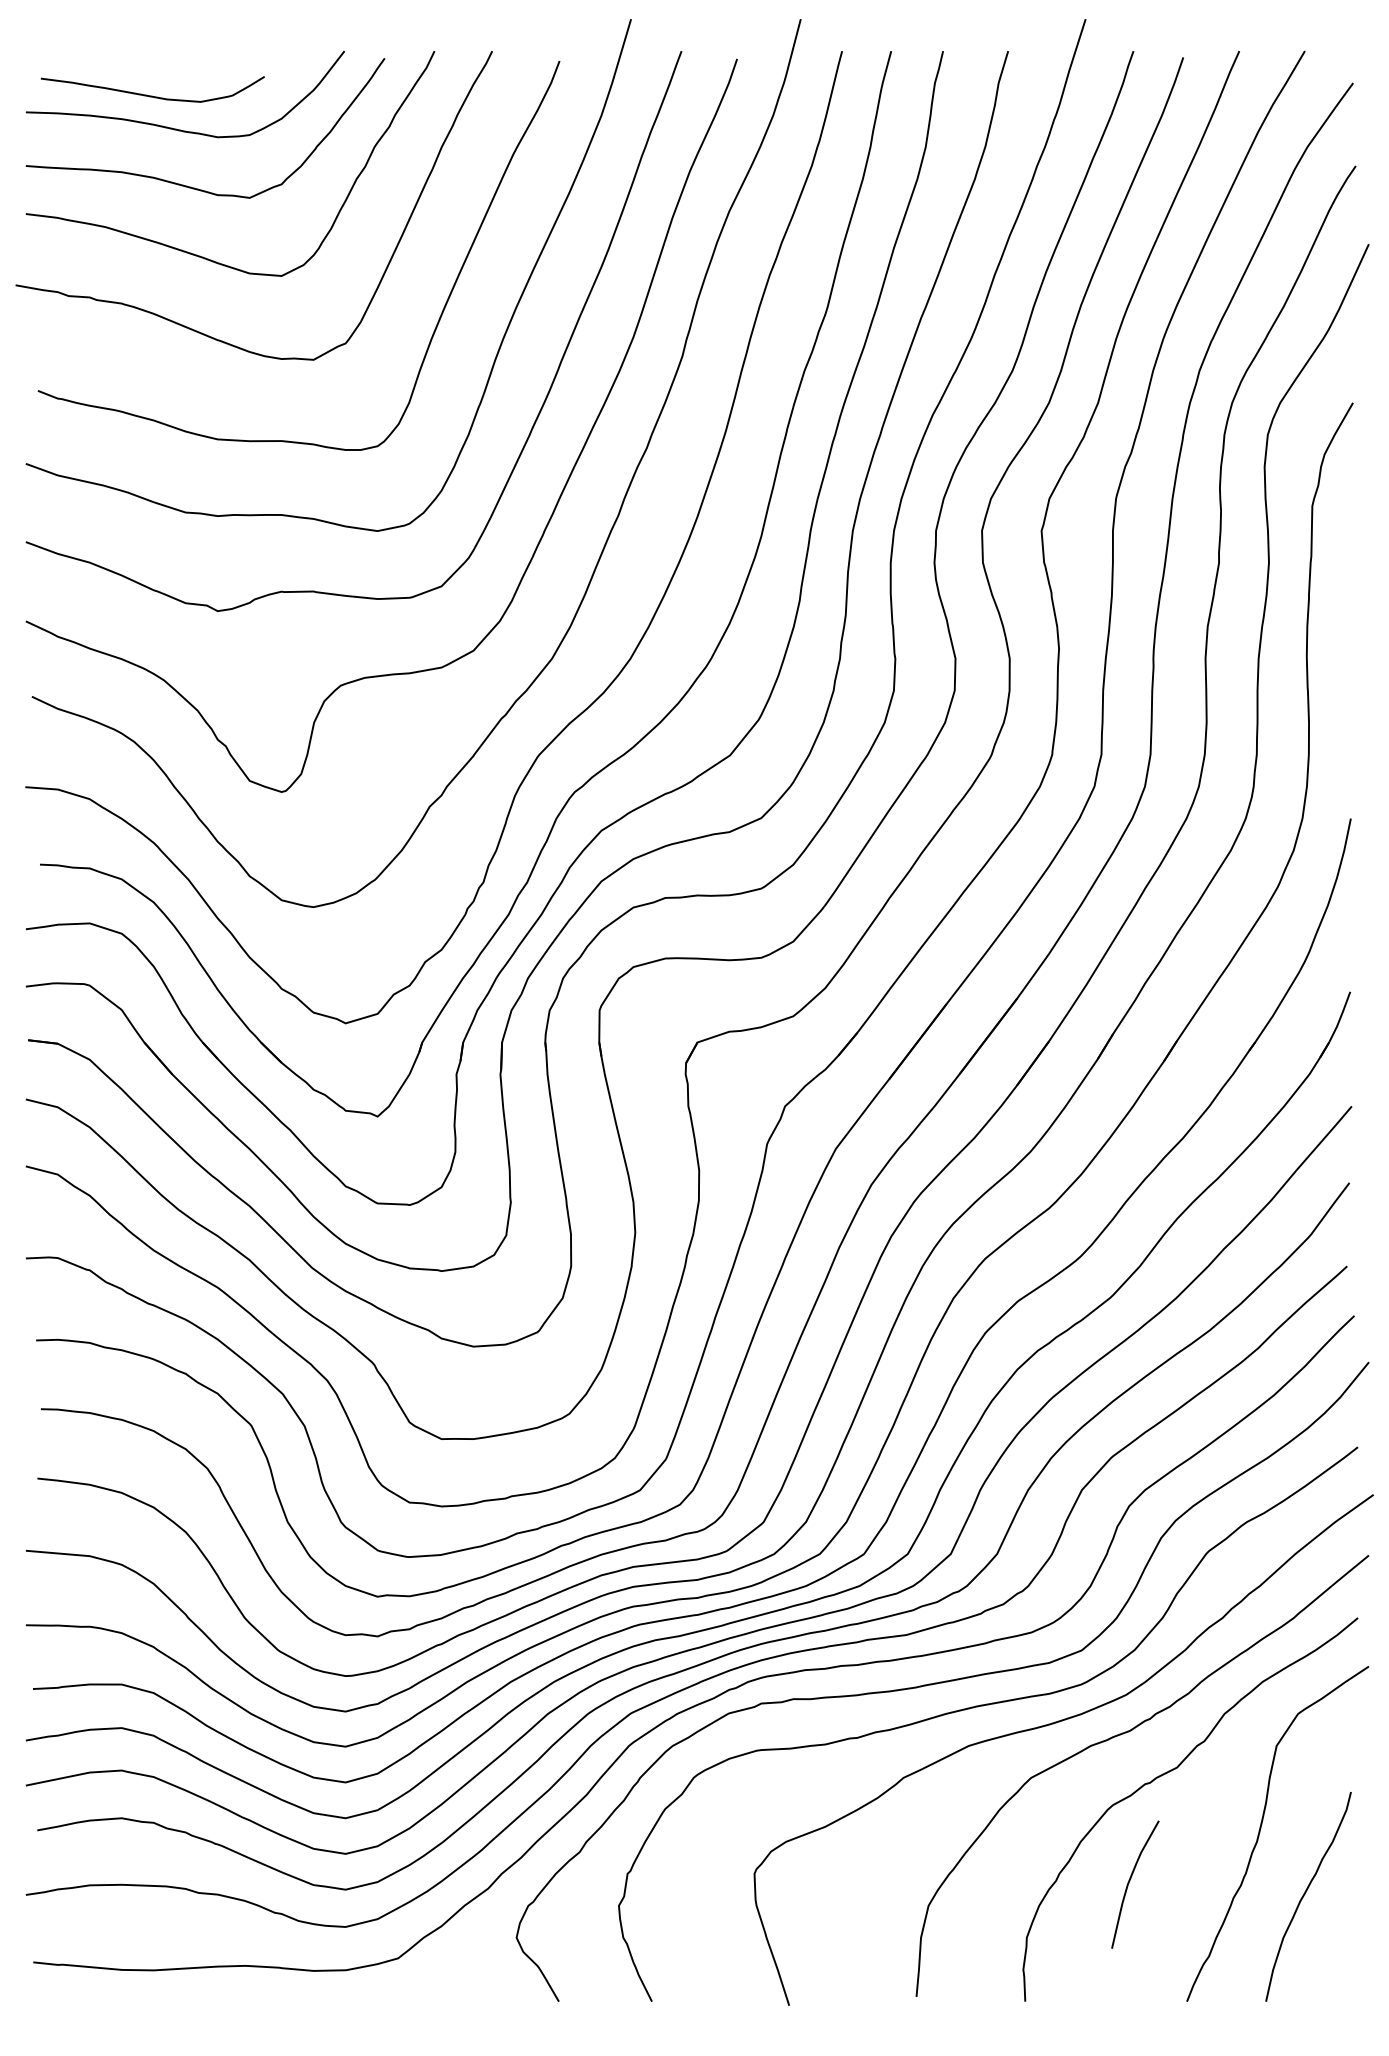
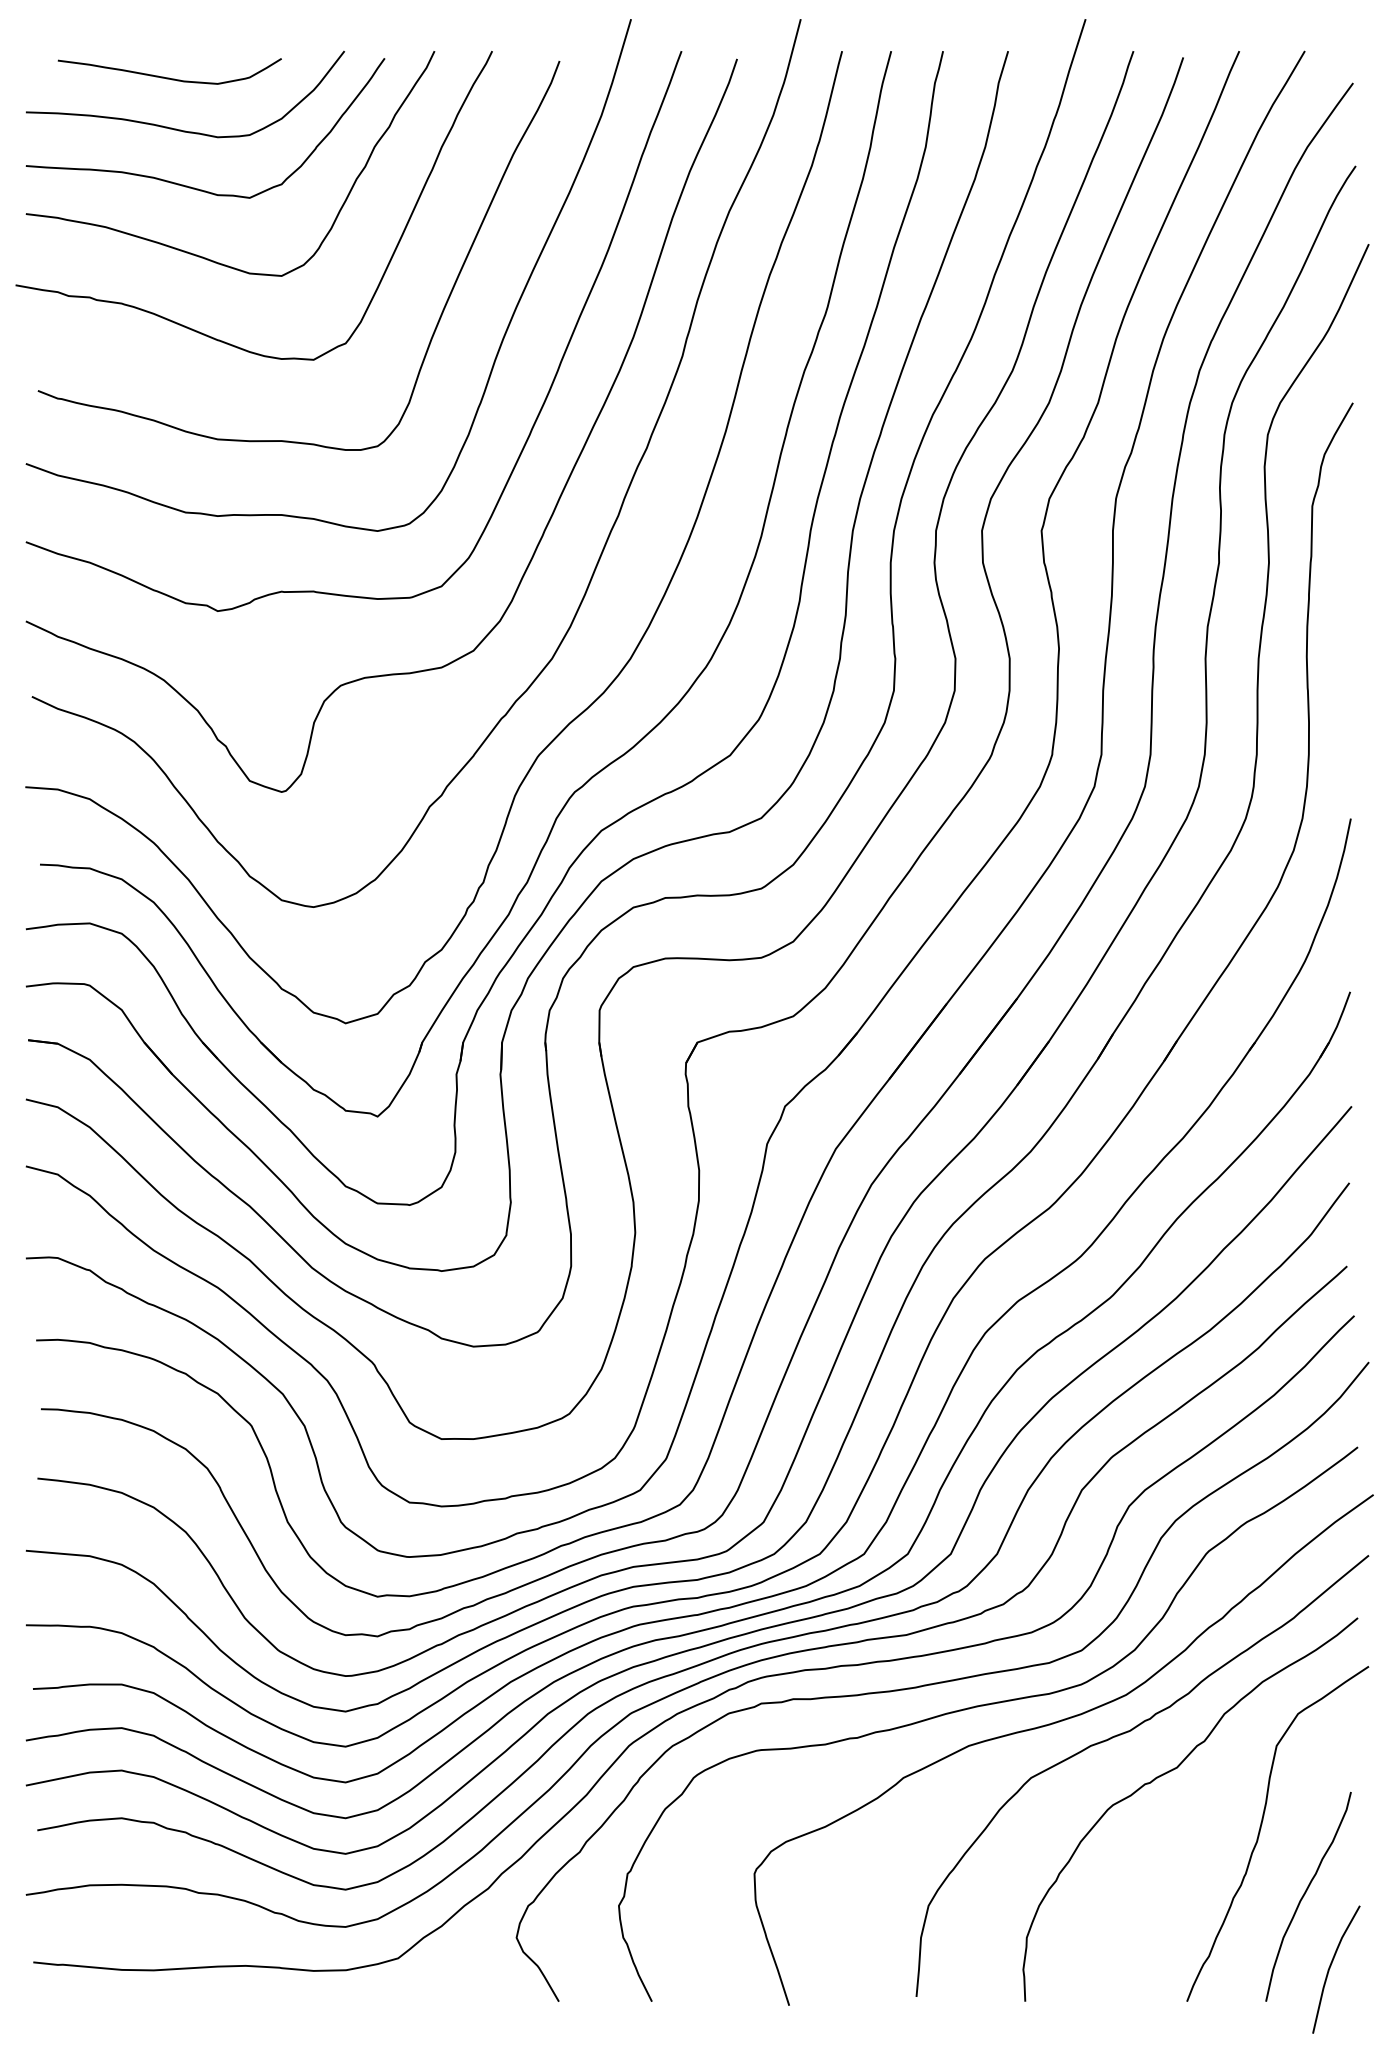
curve position: (152, 95) -> (169, 77) (169, 77)
curve position: (1130, 1881) -> (1331, 1966) (1331, 1966)
